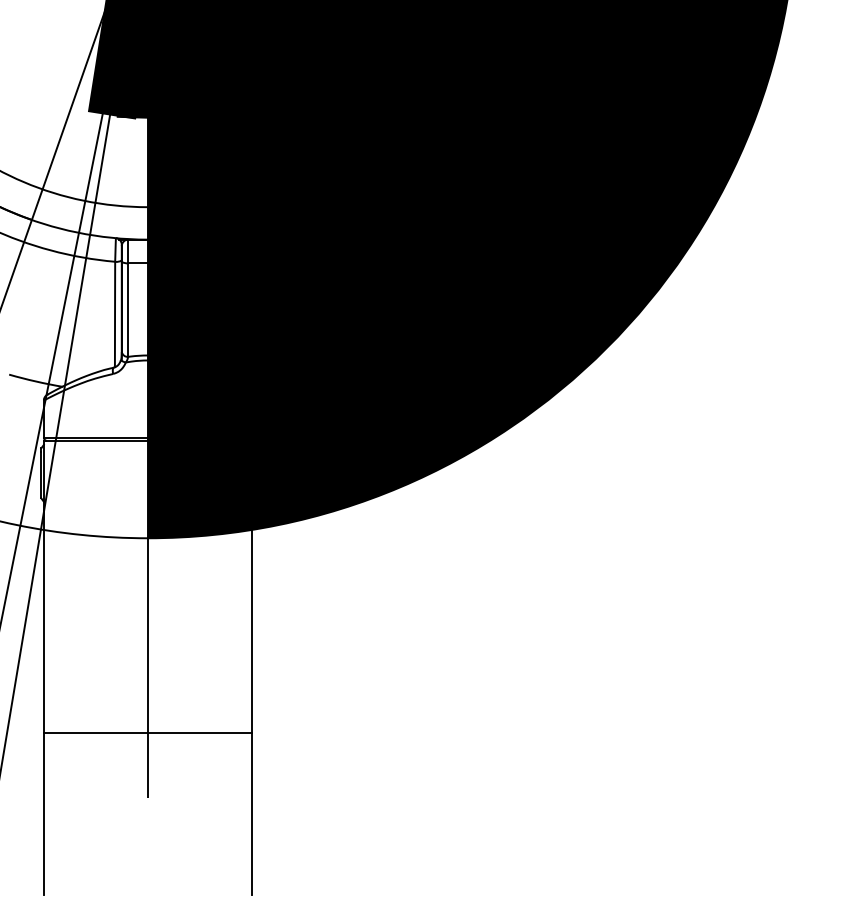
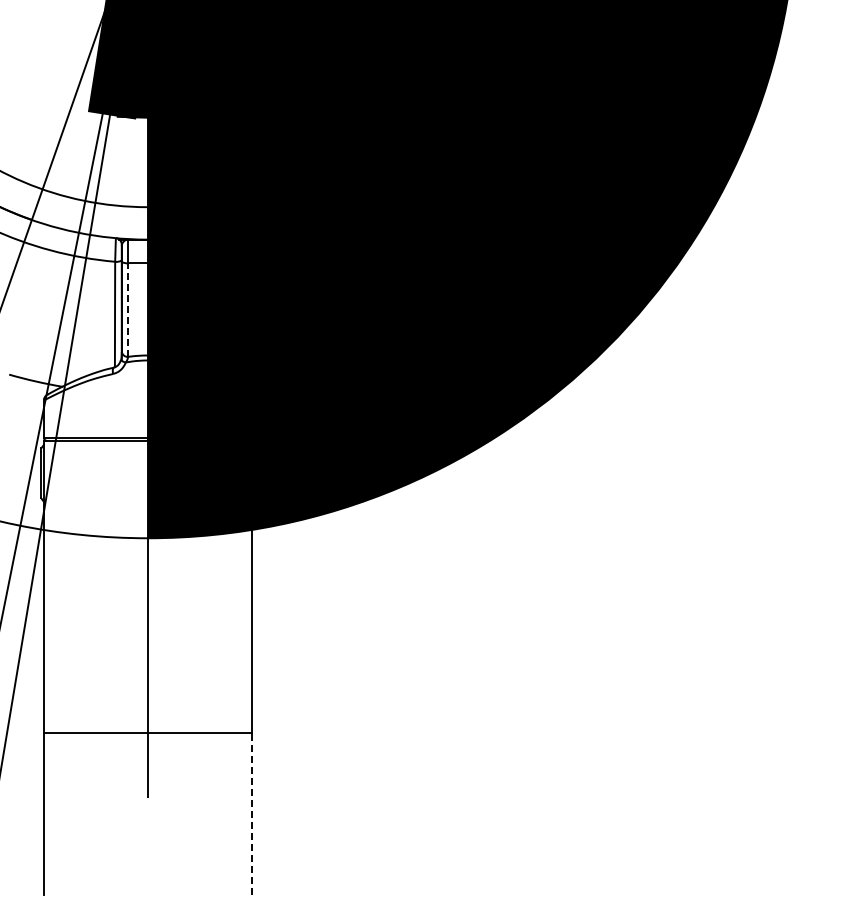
line: solid -> dashed (128, 310)
line: solid -> dashed (251, 813)
